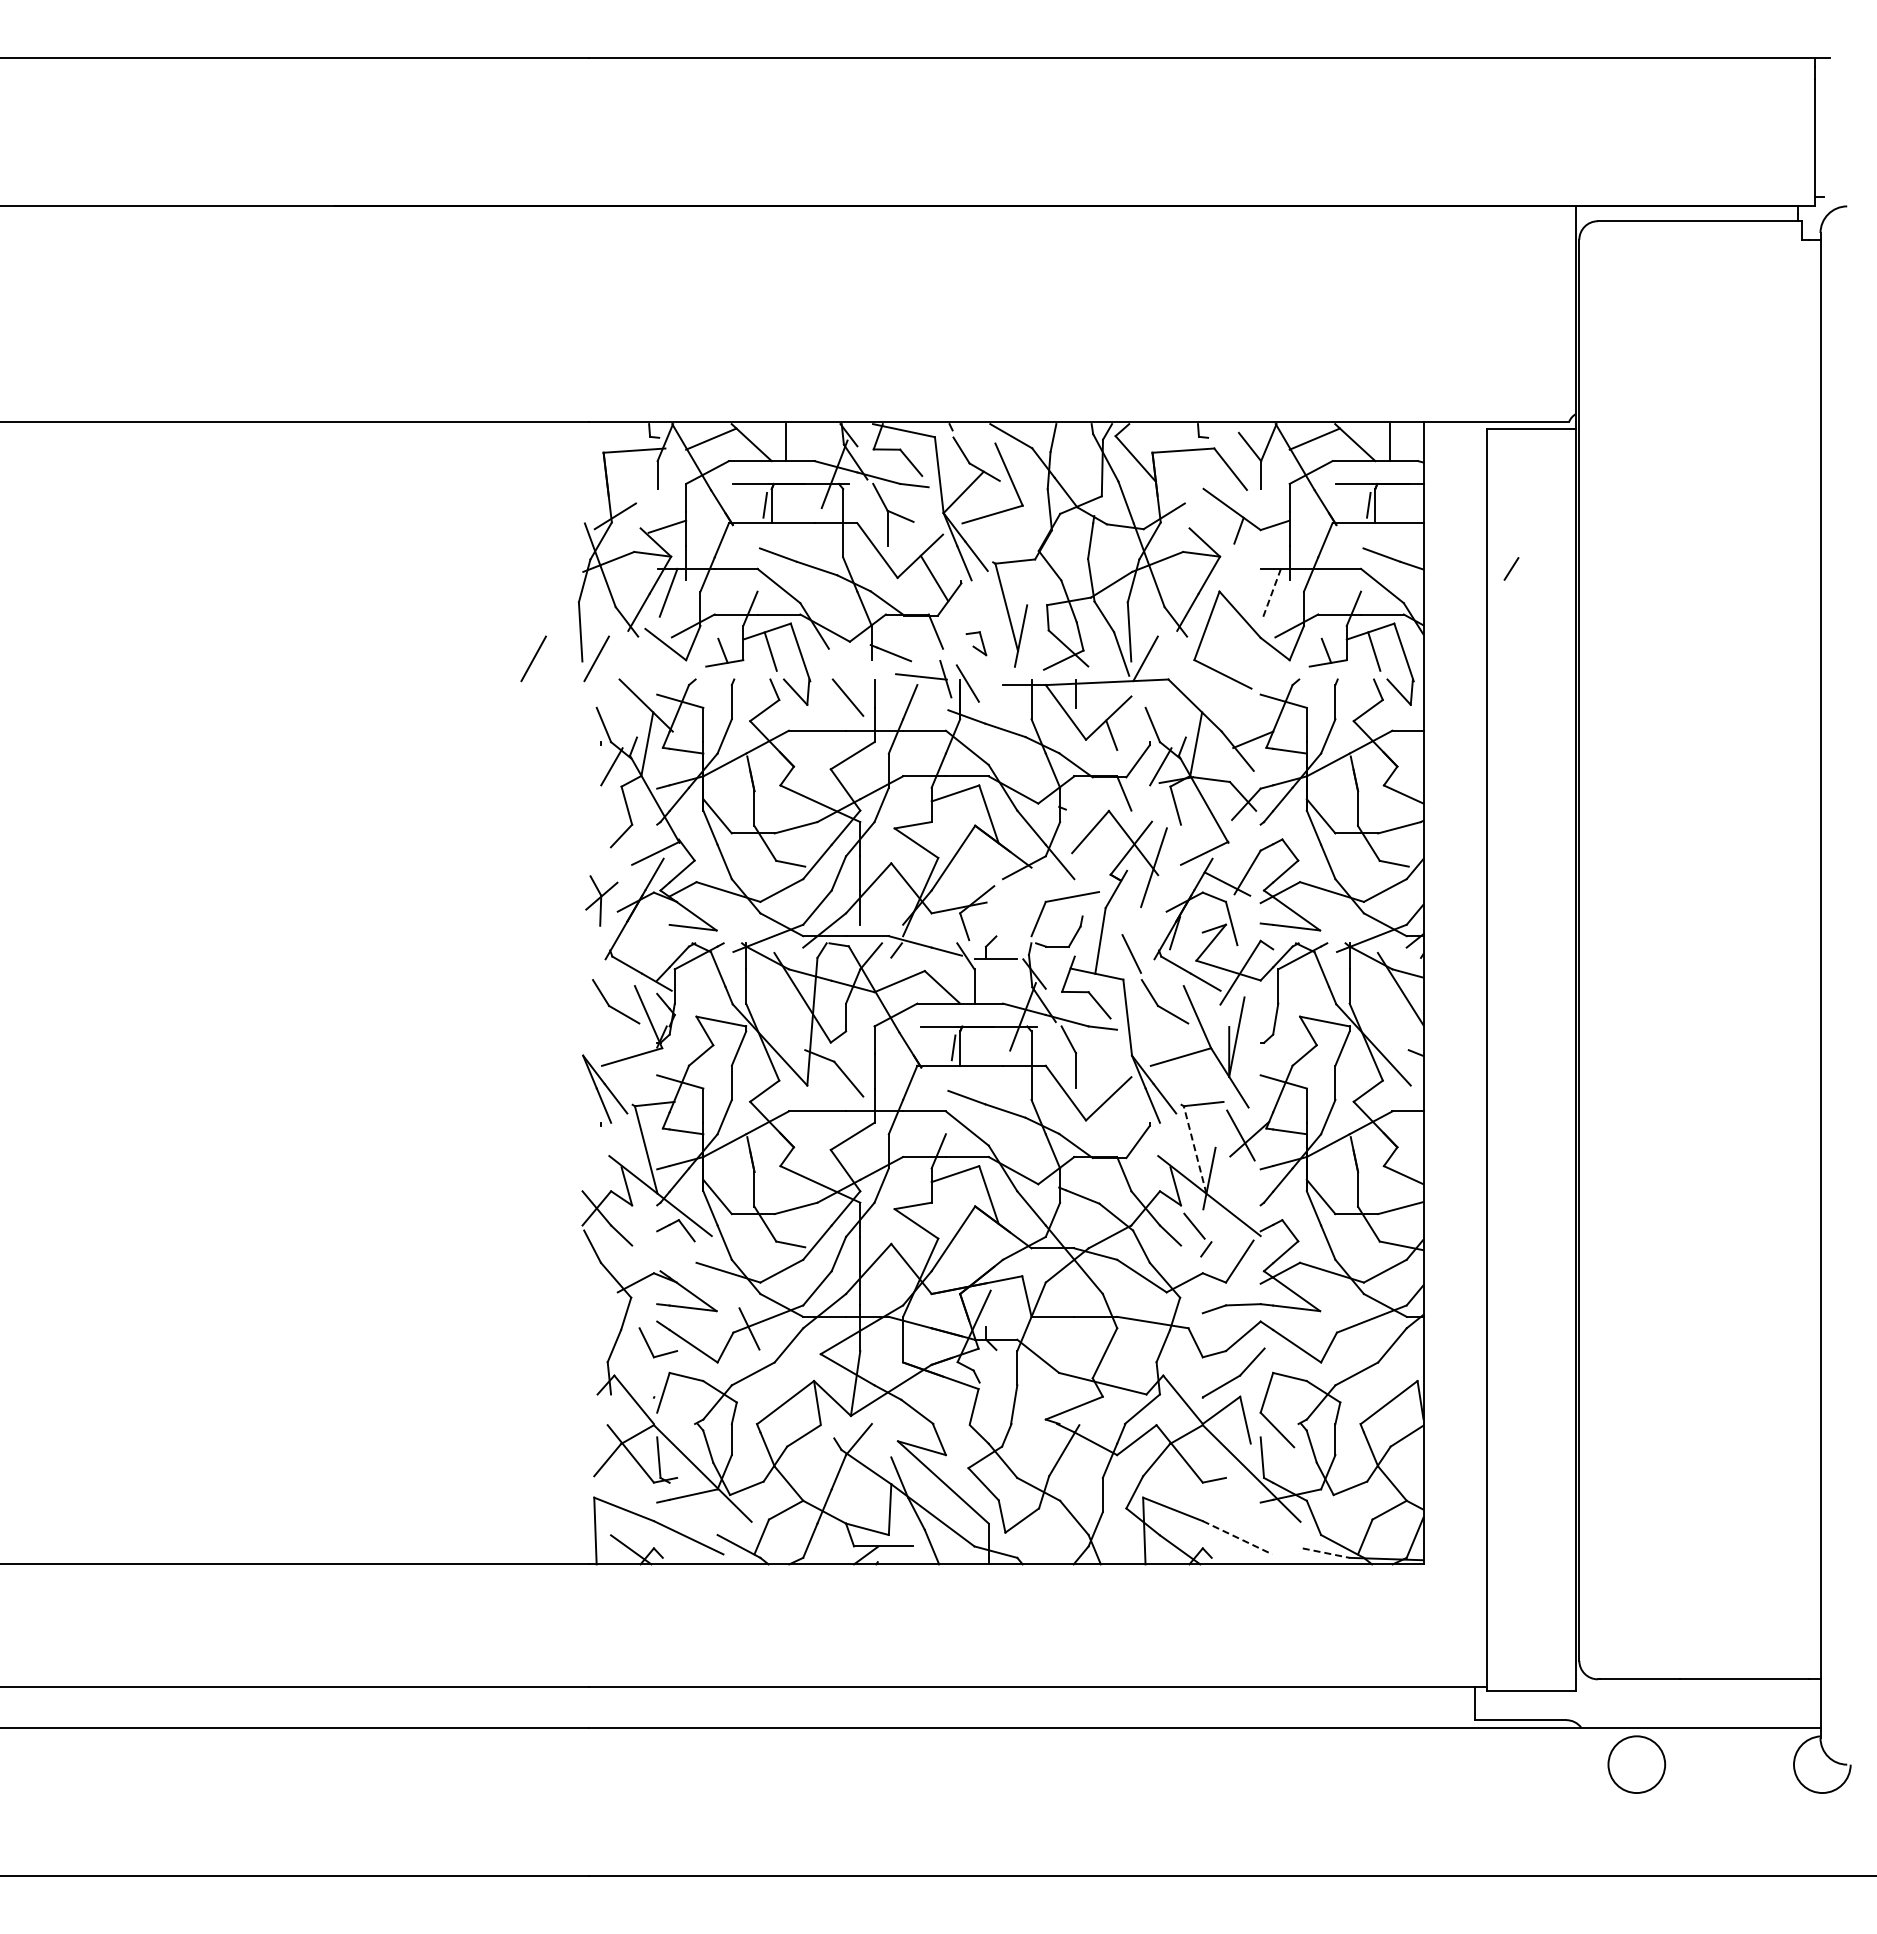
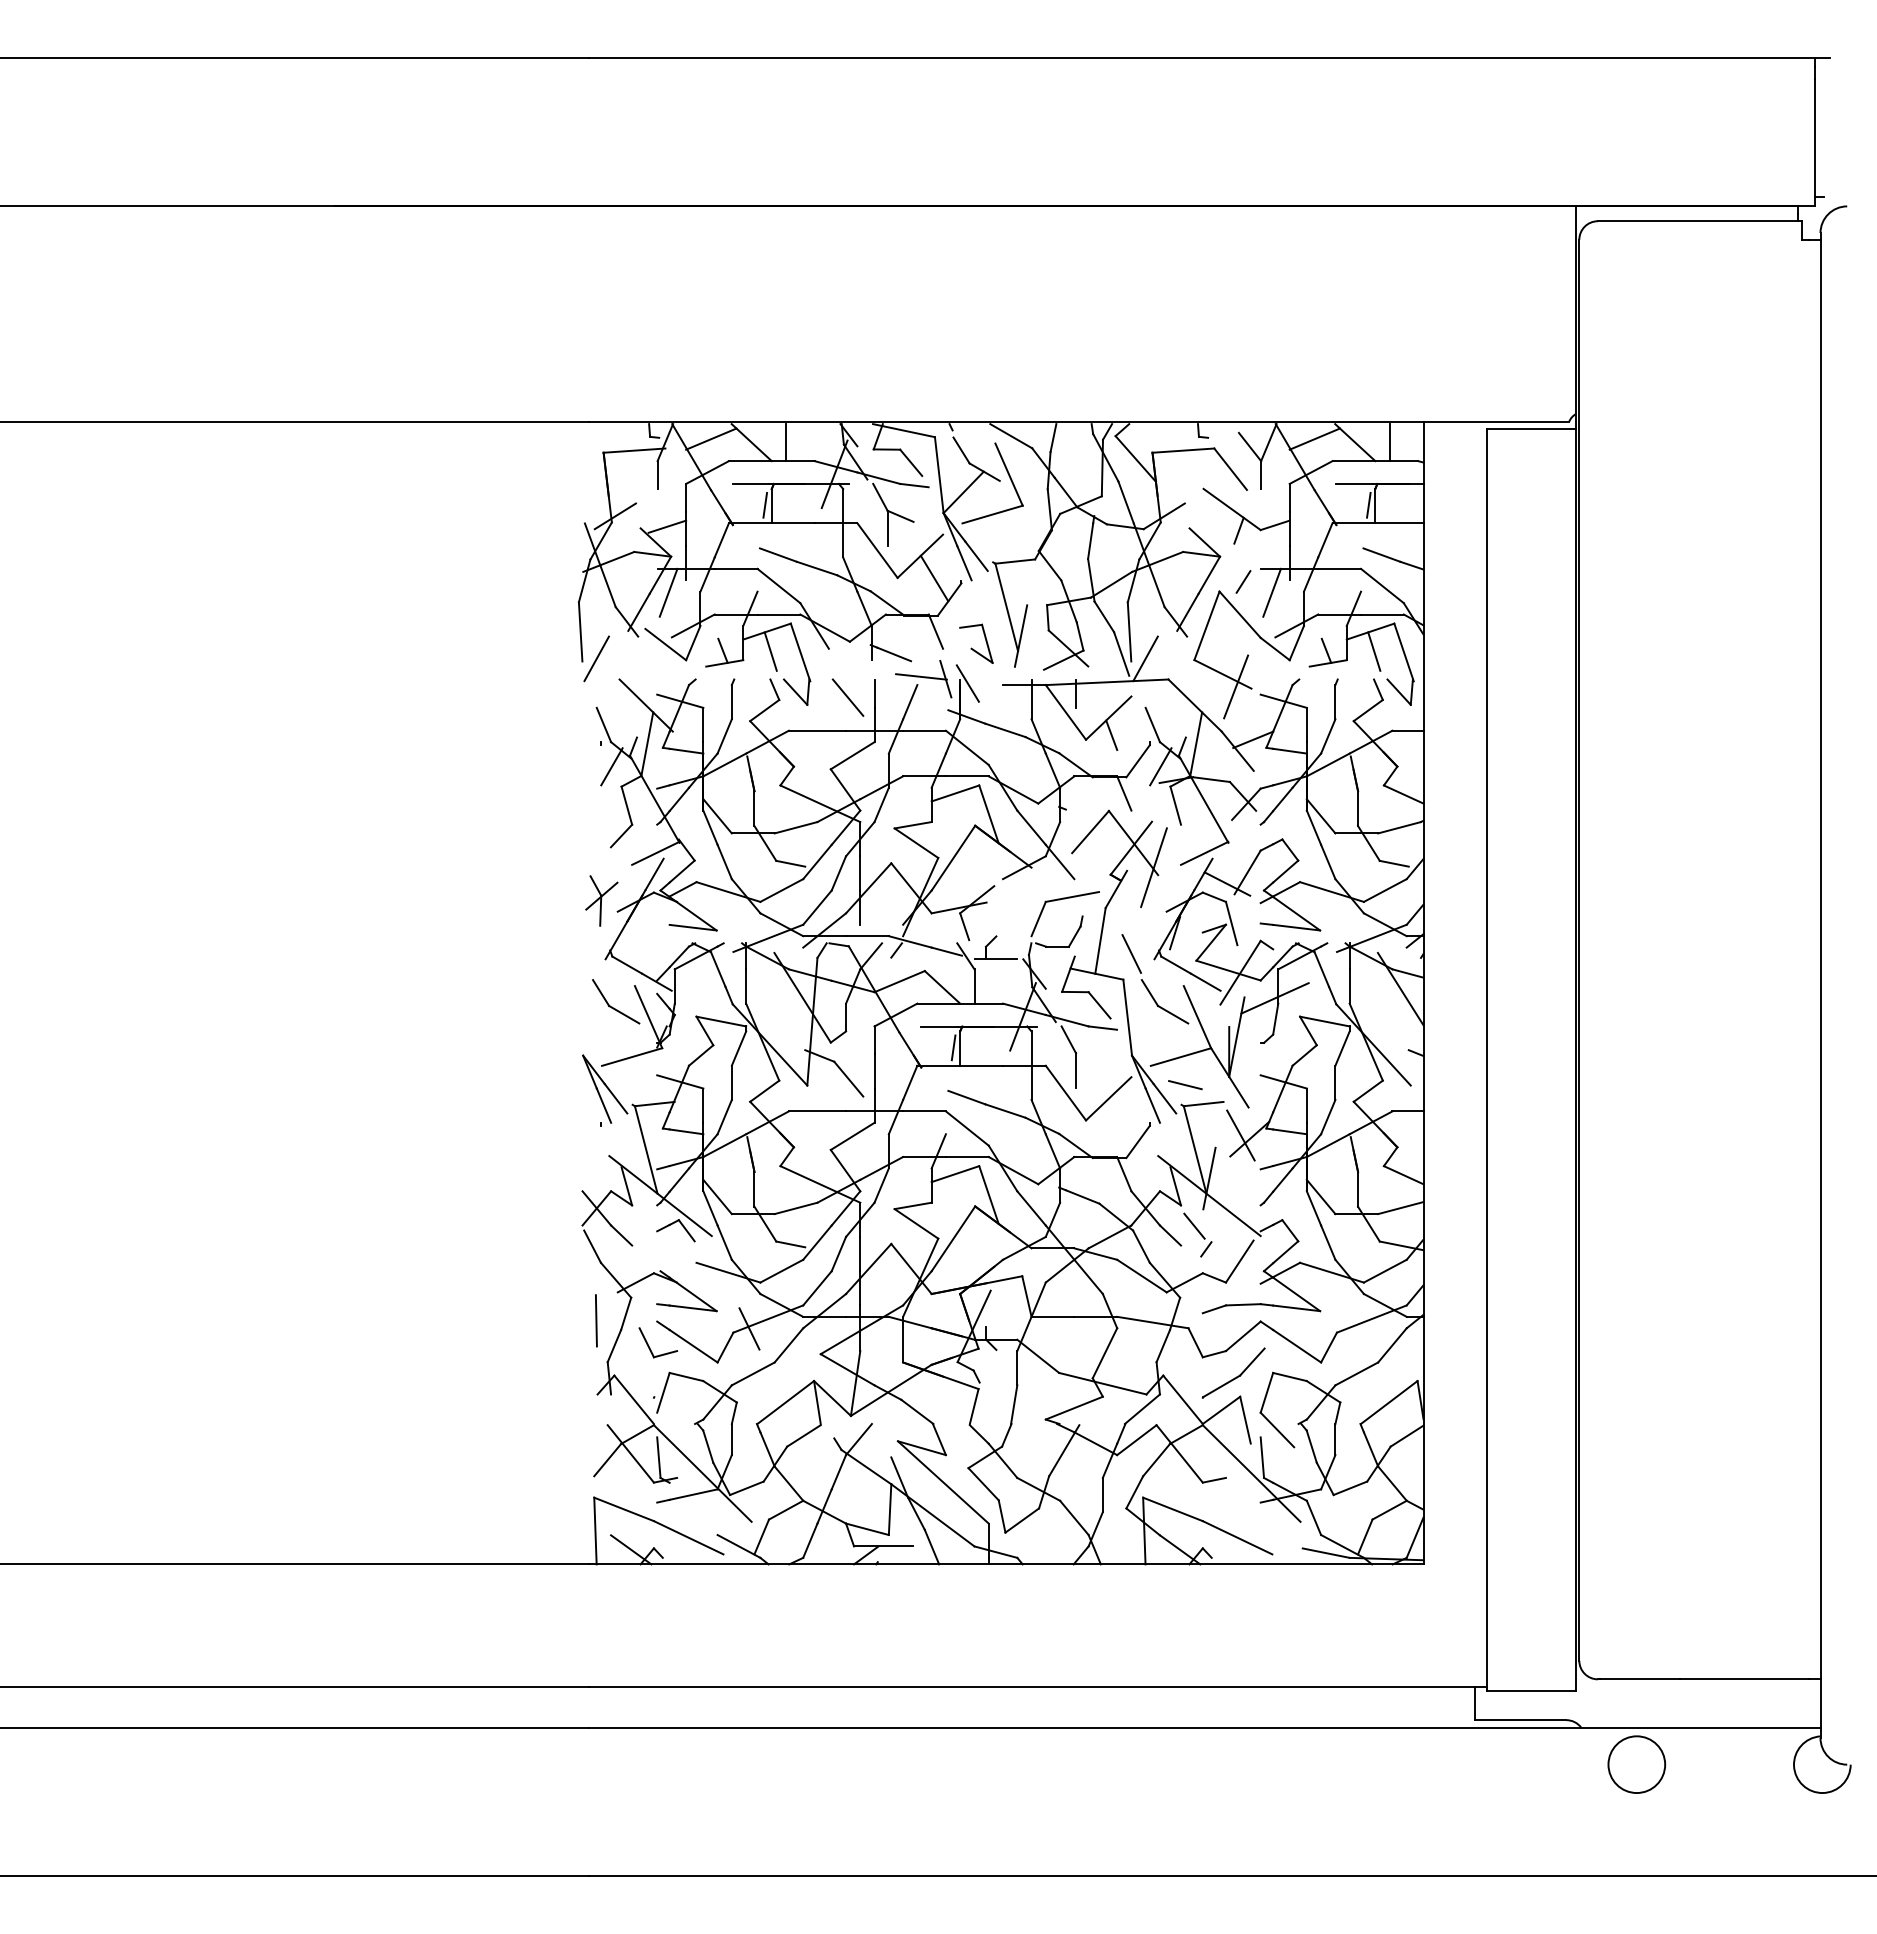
line position: (1511, 568) -> (1243, 581) (1243, 581)
line: dashed -> solid (1272, 592)
part size: 23x26 px -> 35x41 px (976, 643)
line: present -> none (533, 658)
line: none -> present (1236, 686)
line: none -> present (1274, 998)
line: none -> present (1185, 1085)
line: dashed -> solid (1195, 1149)
line: none -> present (595, 1320)
line: dashed -> solid (1237, 1537)
line: dashed -> solid (1326, 1553)
